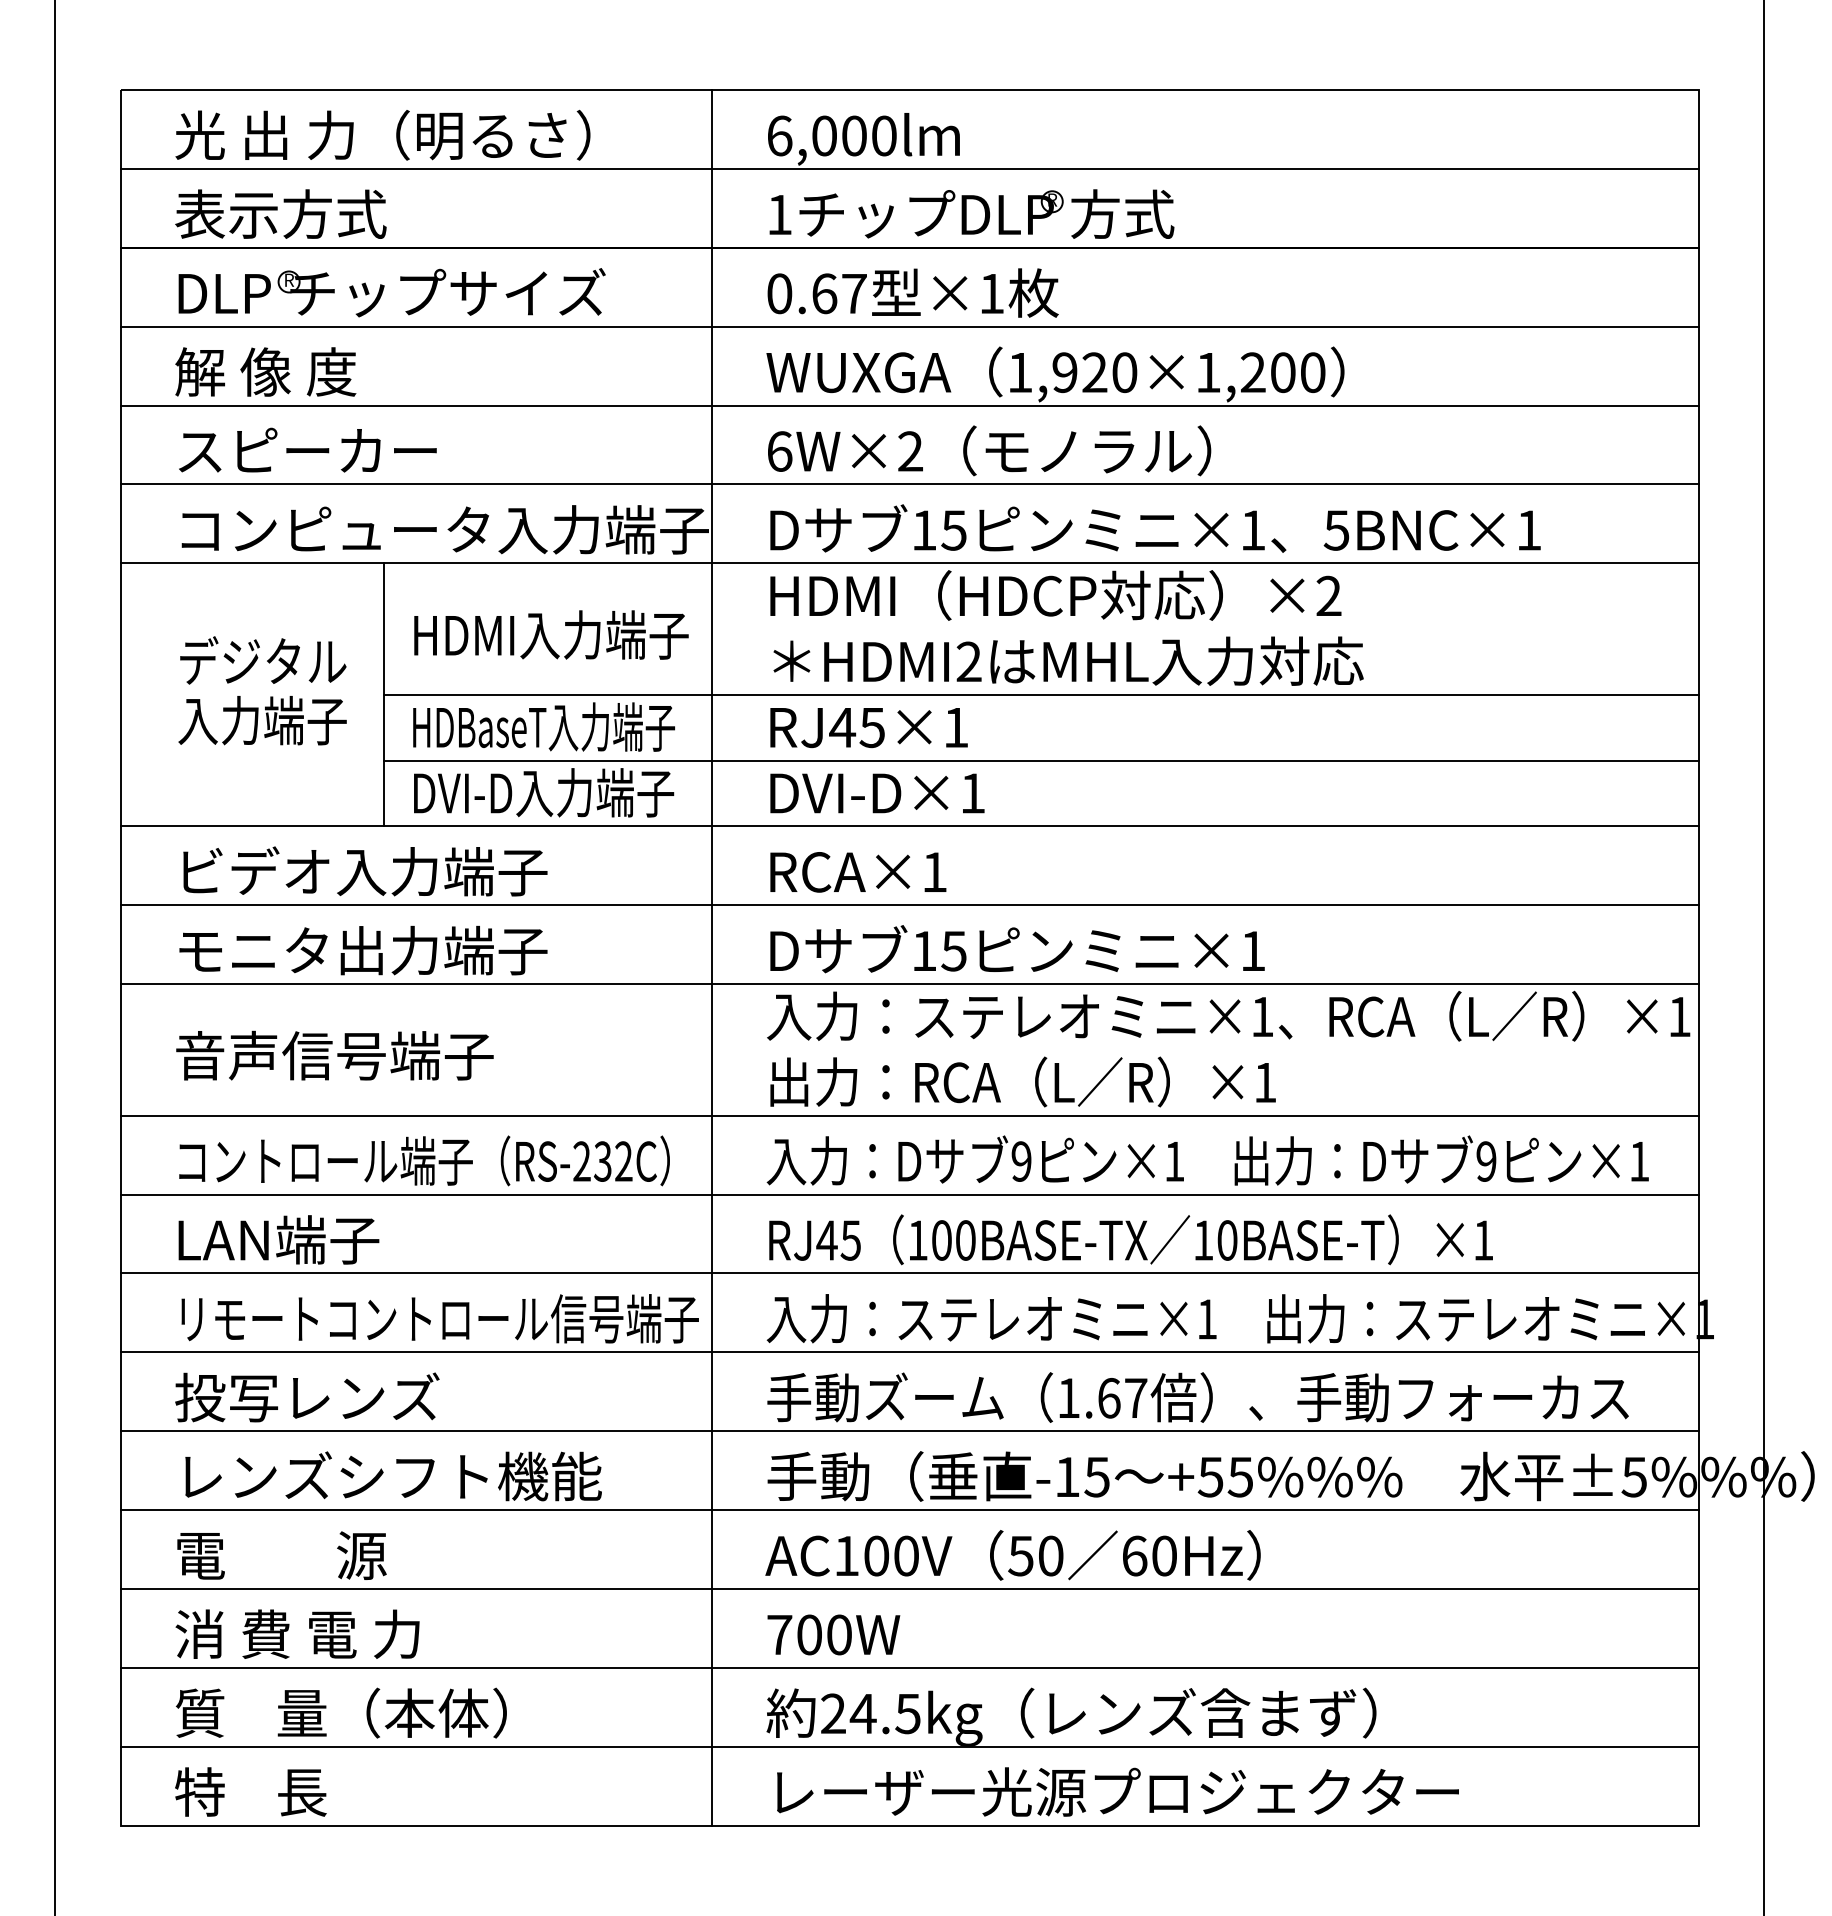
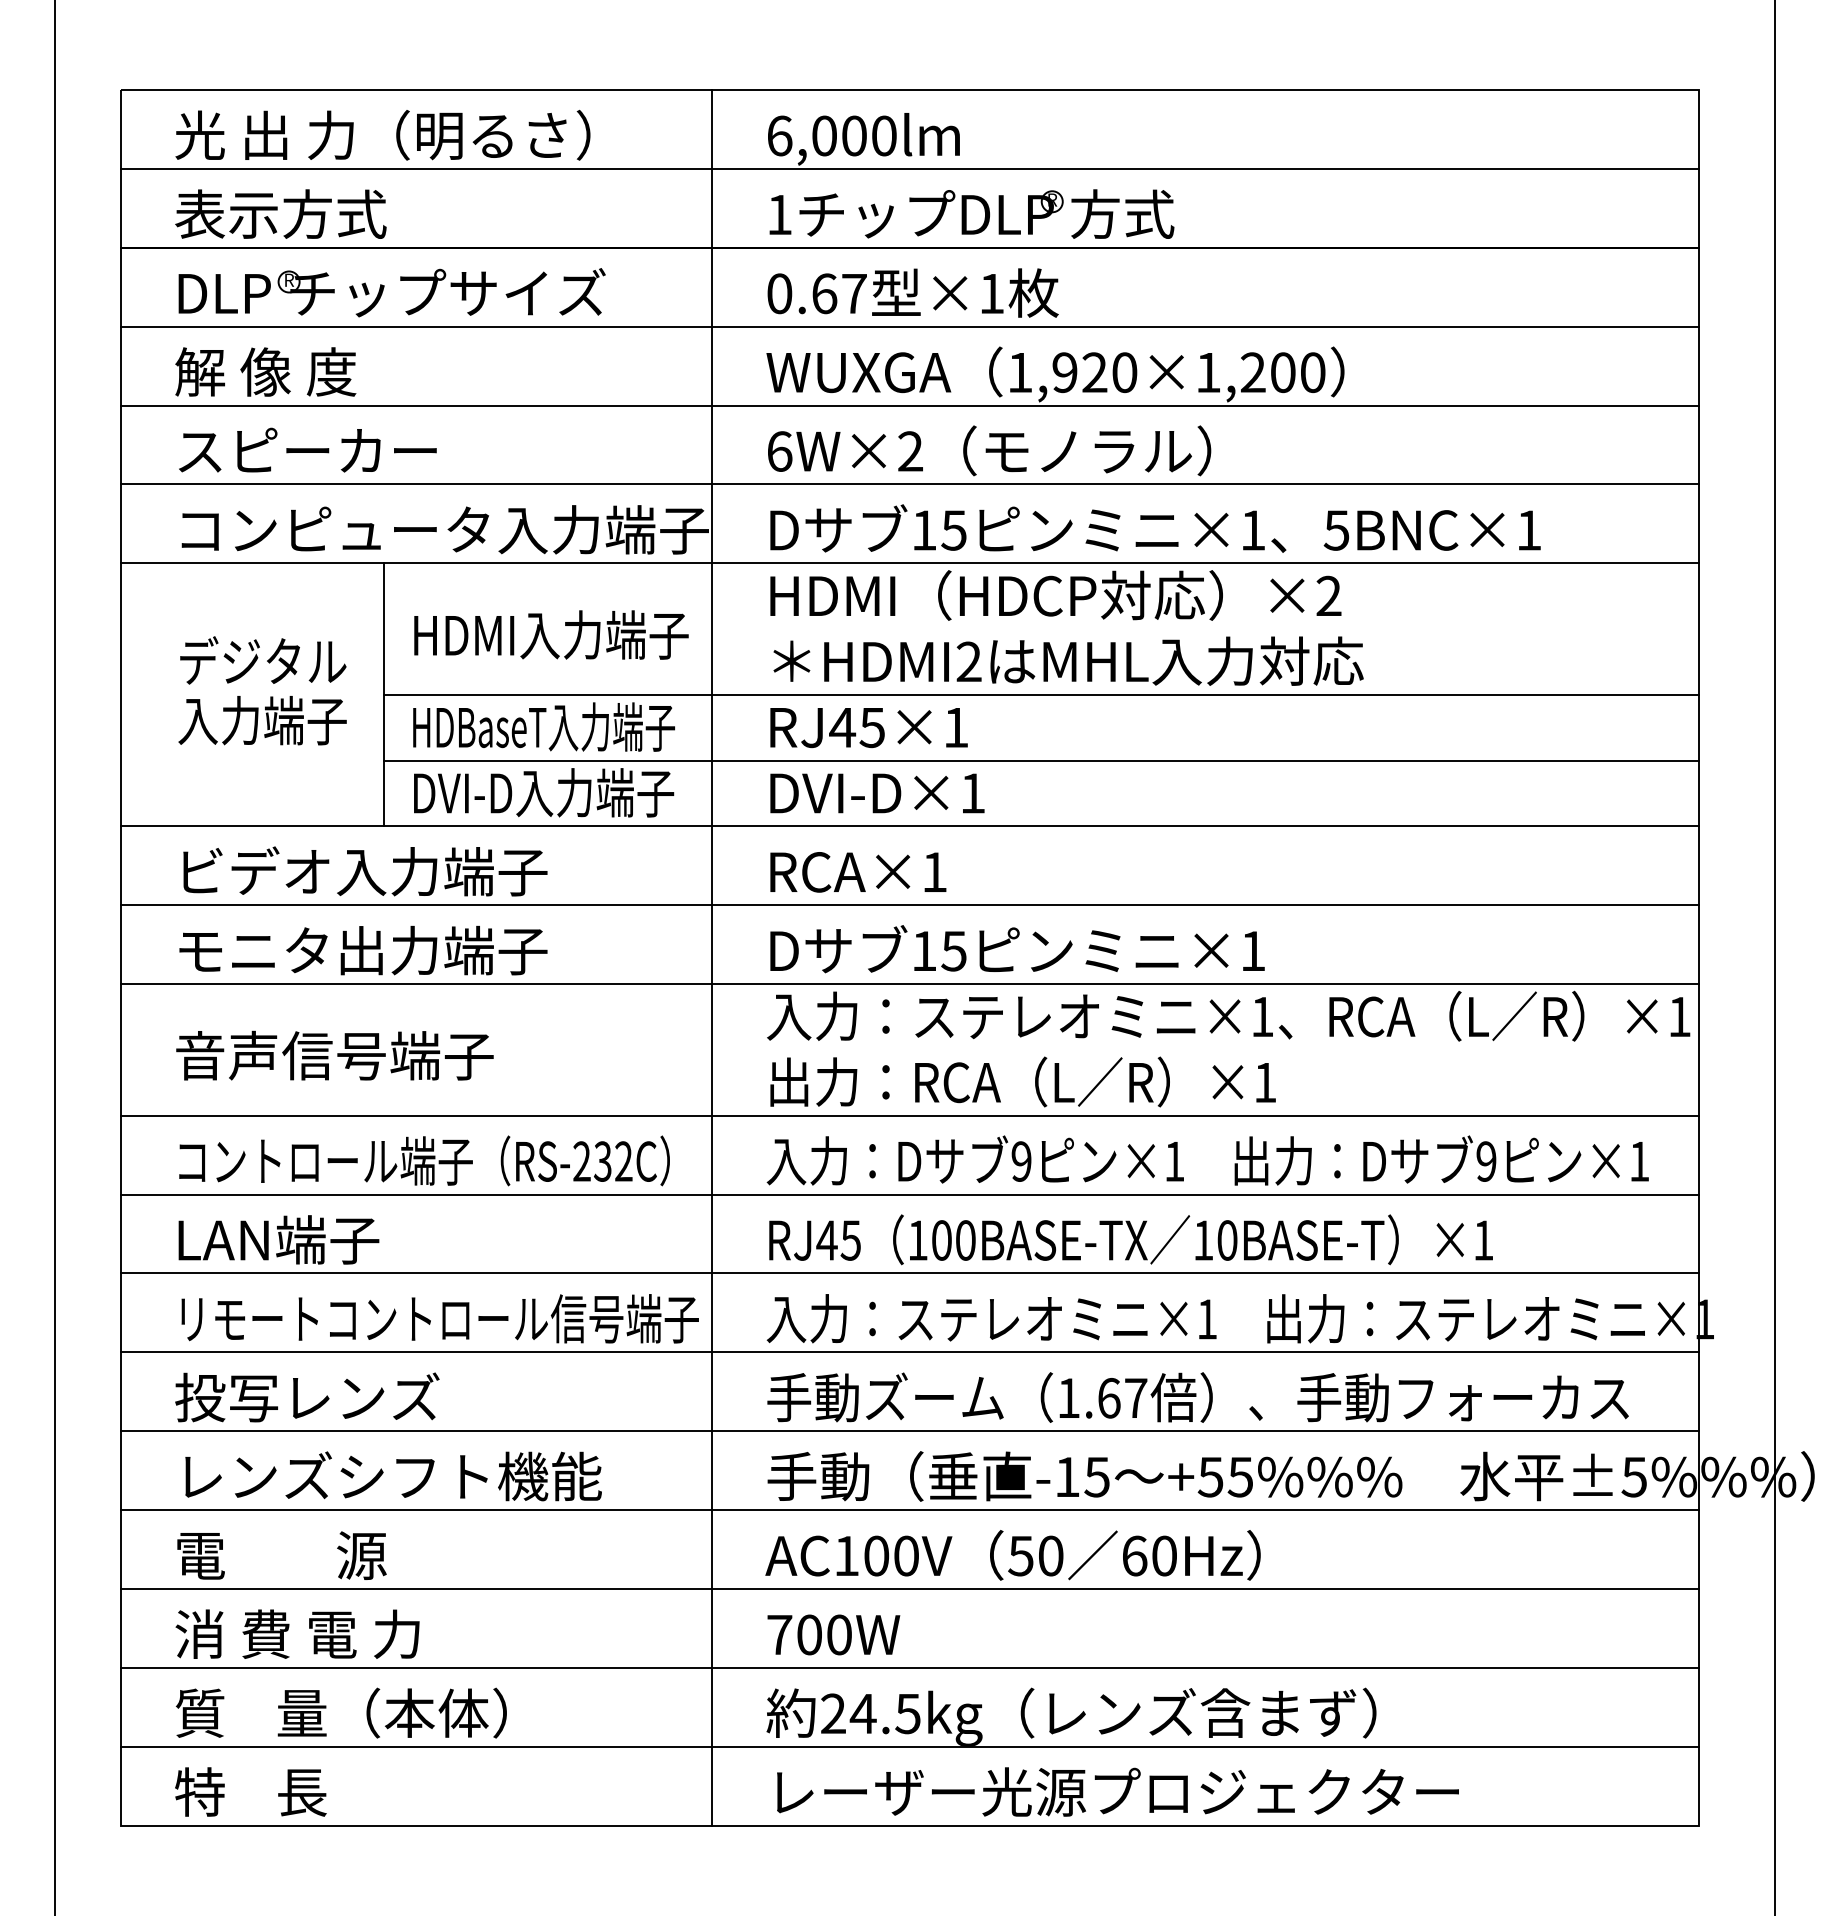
line position: (1764, 957) -> (1775, 957) (1775, 957)
